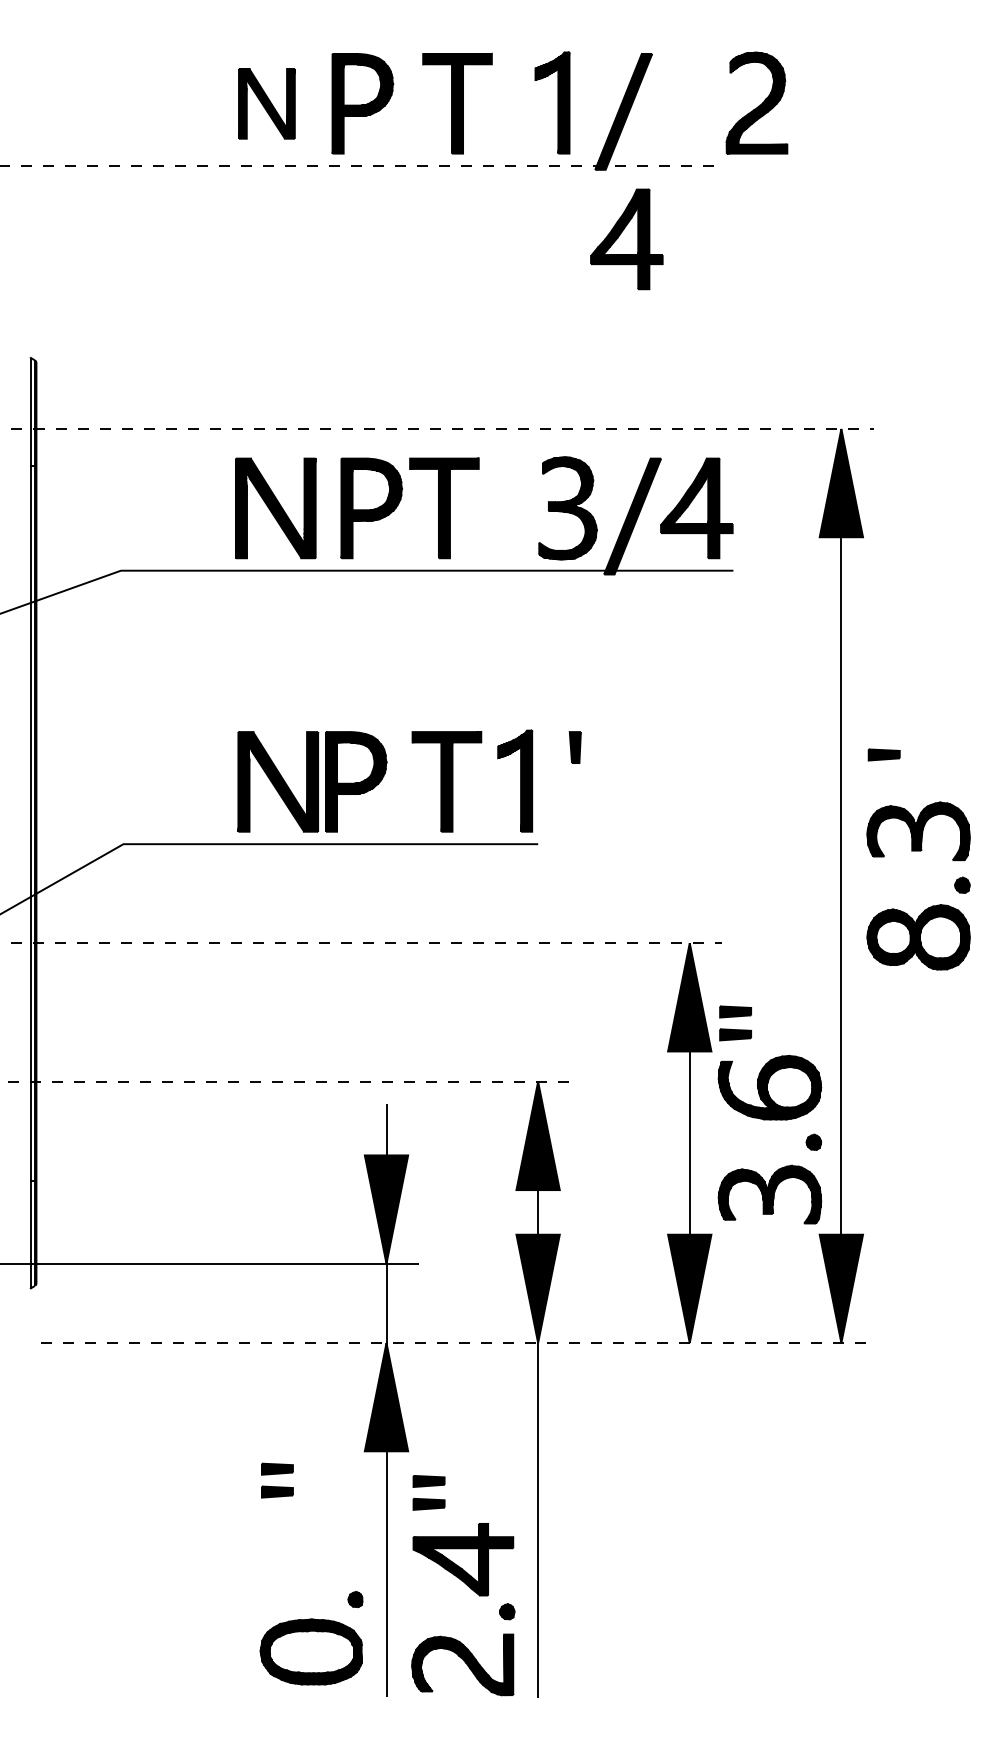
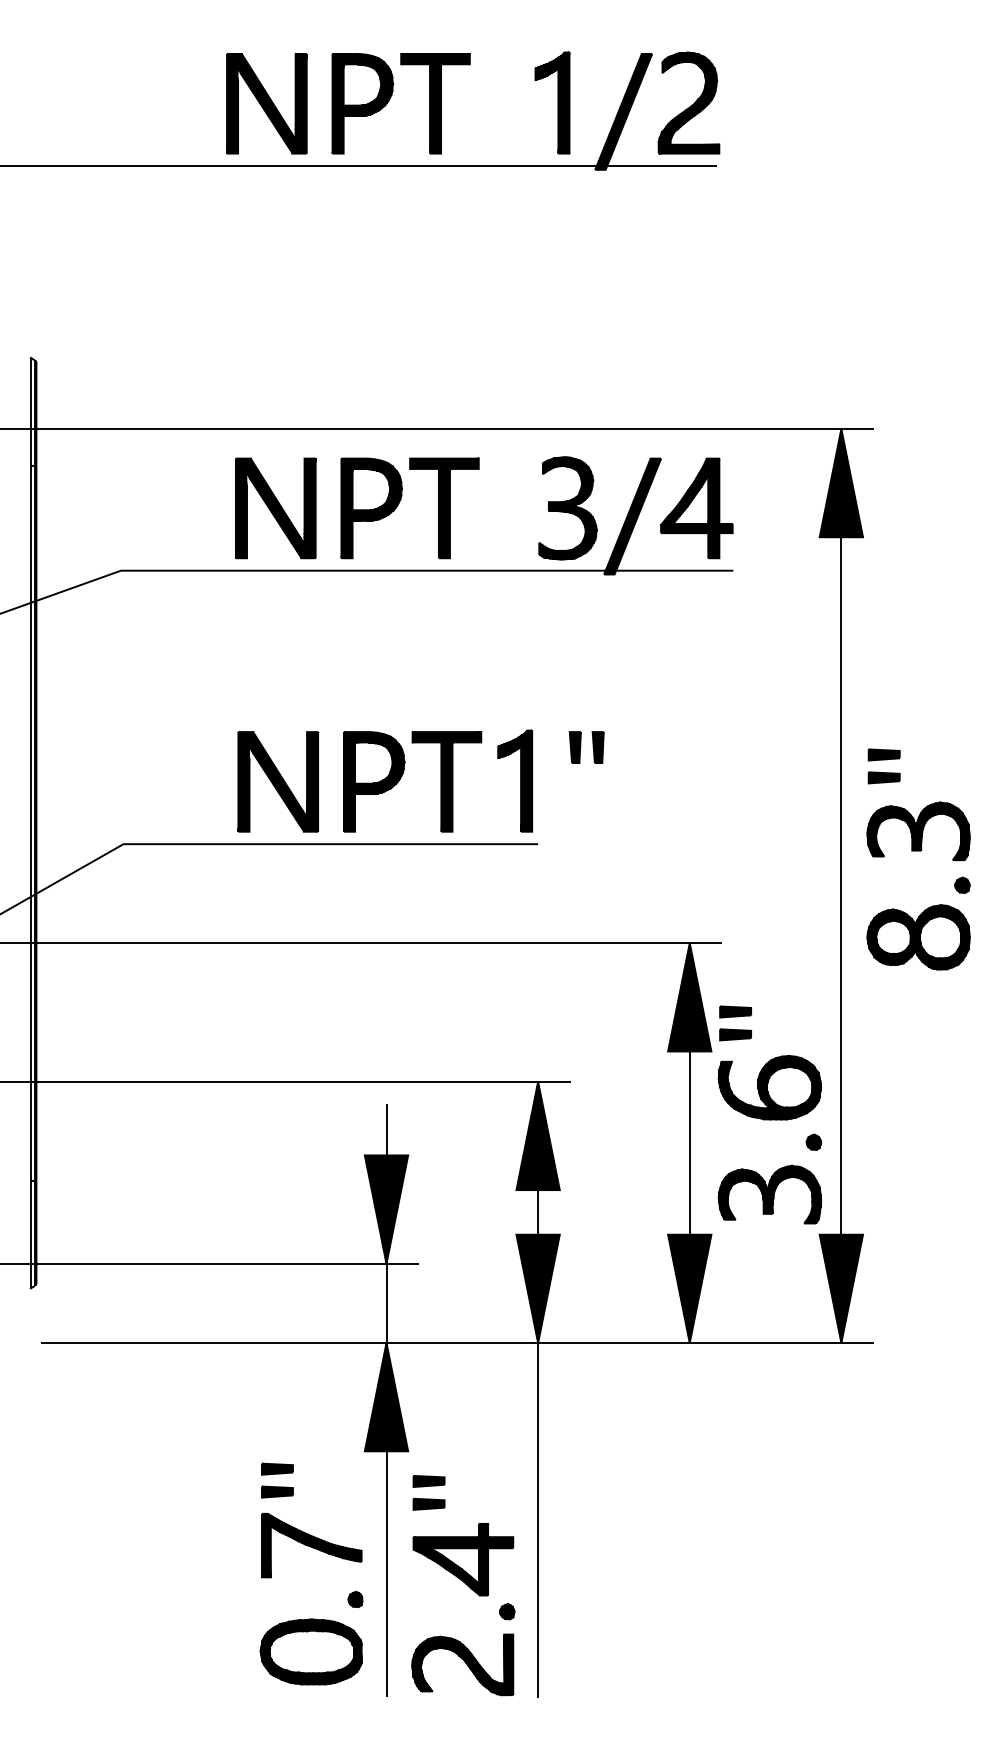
part position: (756, 102) -> (688, 102) (688, 102)
part size: 58x72 px -> 82x102 px (266, 103)
part position: (457, 103) -> (435, 103) (435, 103)
line: dashed -> solid (358, 166)
part: present -> none (626, 239)
line: dashed -> solid (436, 428)
part: none -> present (597, 747)
part: none -> present (883, 777)
part position: (356, 781) -> (374, 781) (374, 781)
line: dashed -> solid (361, 943)
line: dashed -> solid (285, 1081)
line: dashed -> solid (457, 1343)
part: none -> present (311, 1545)
